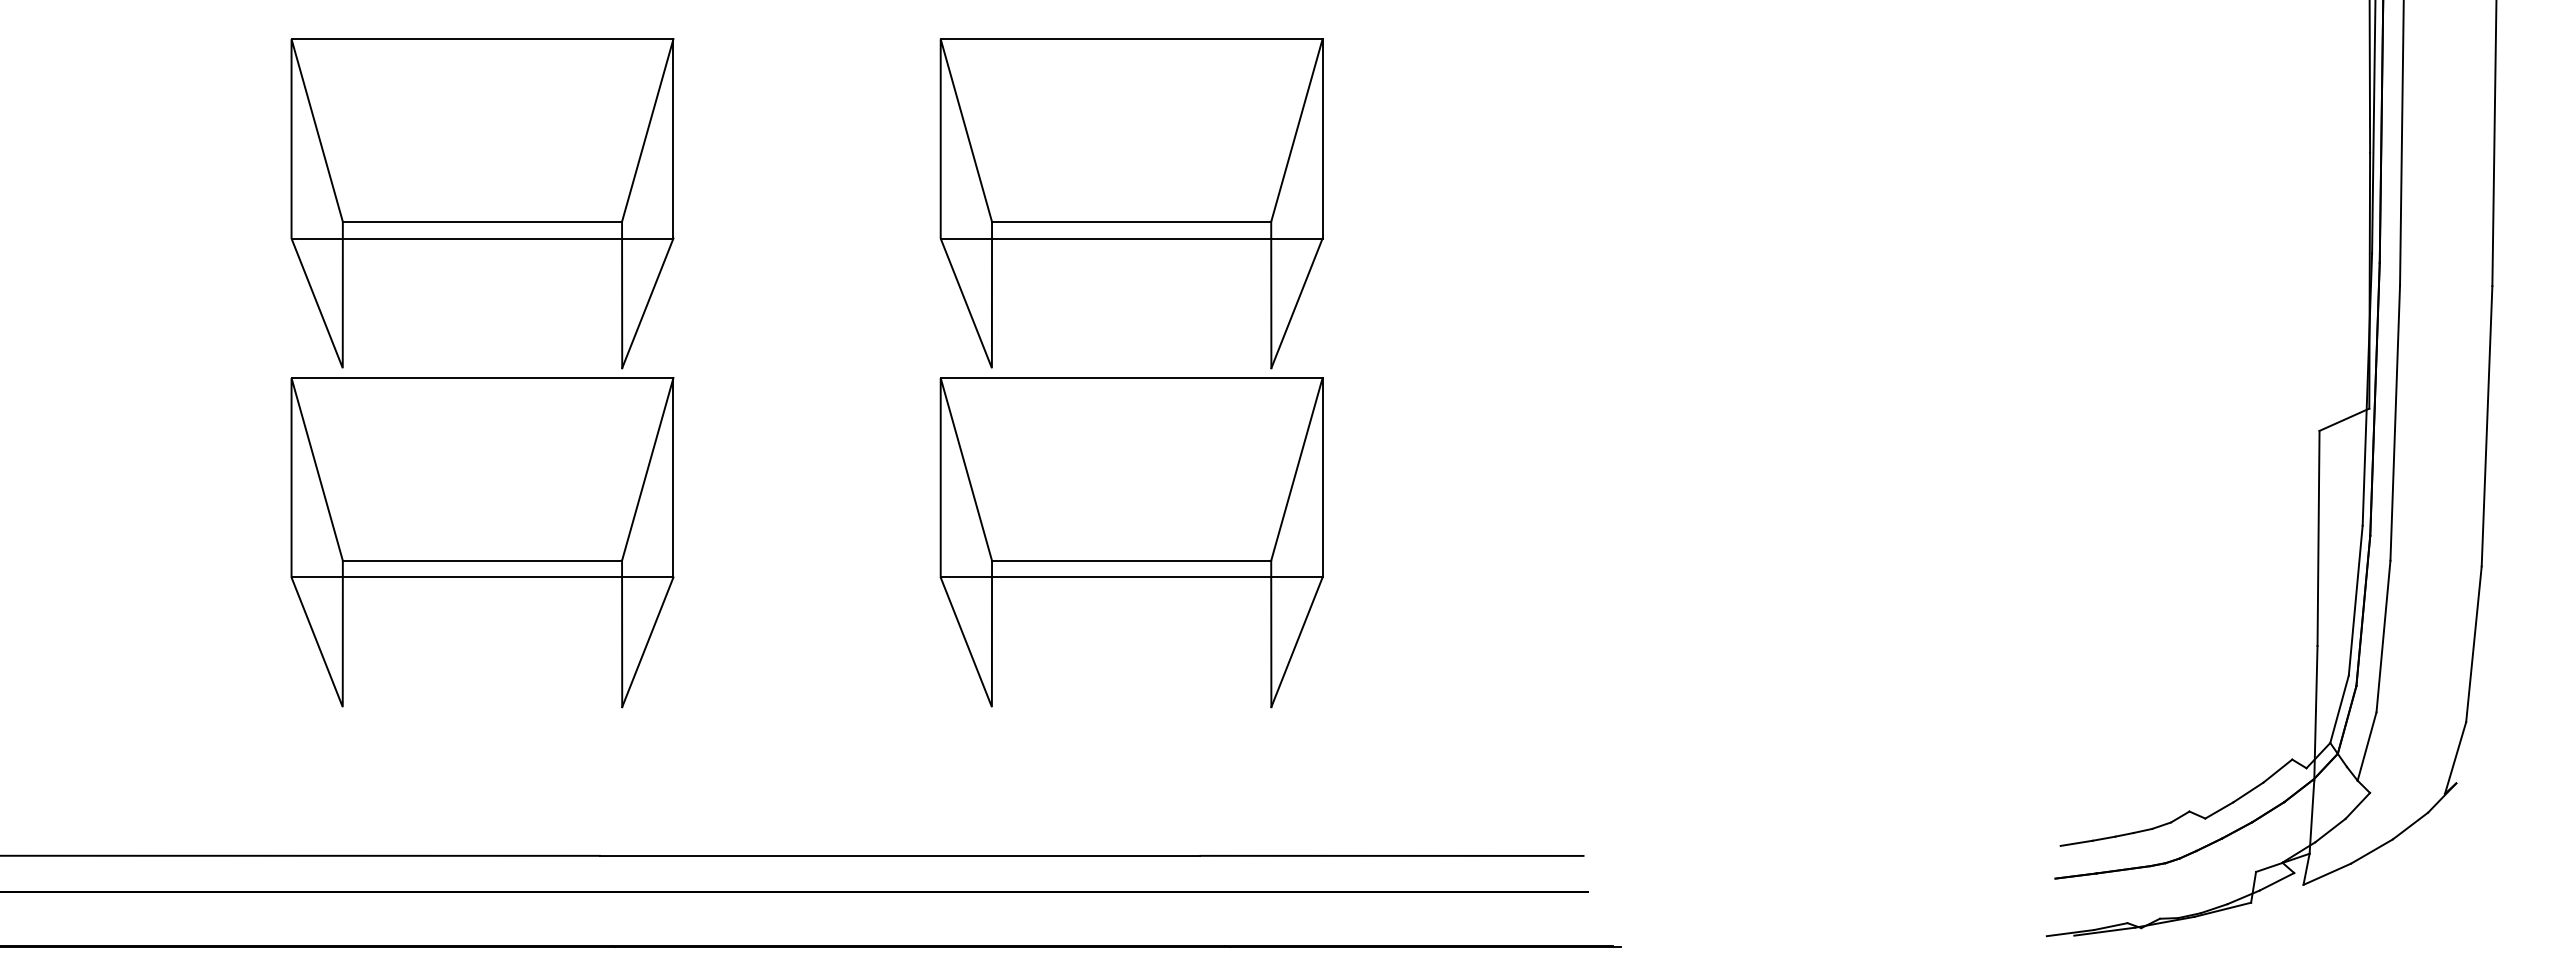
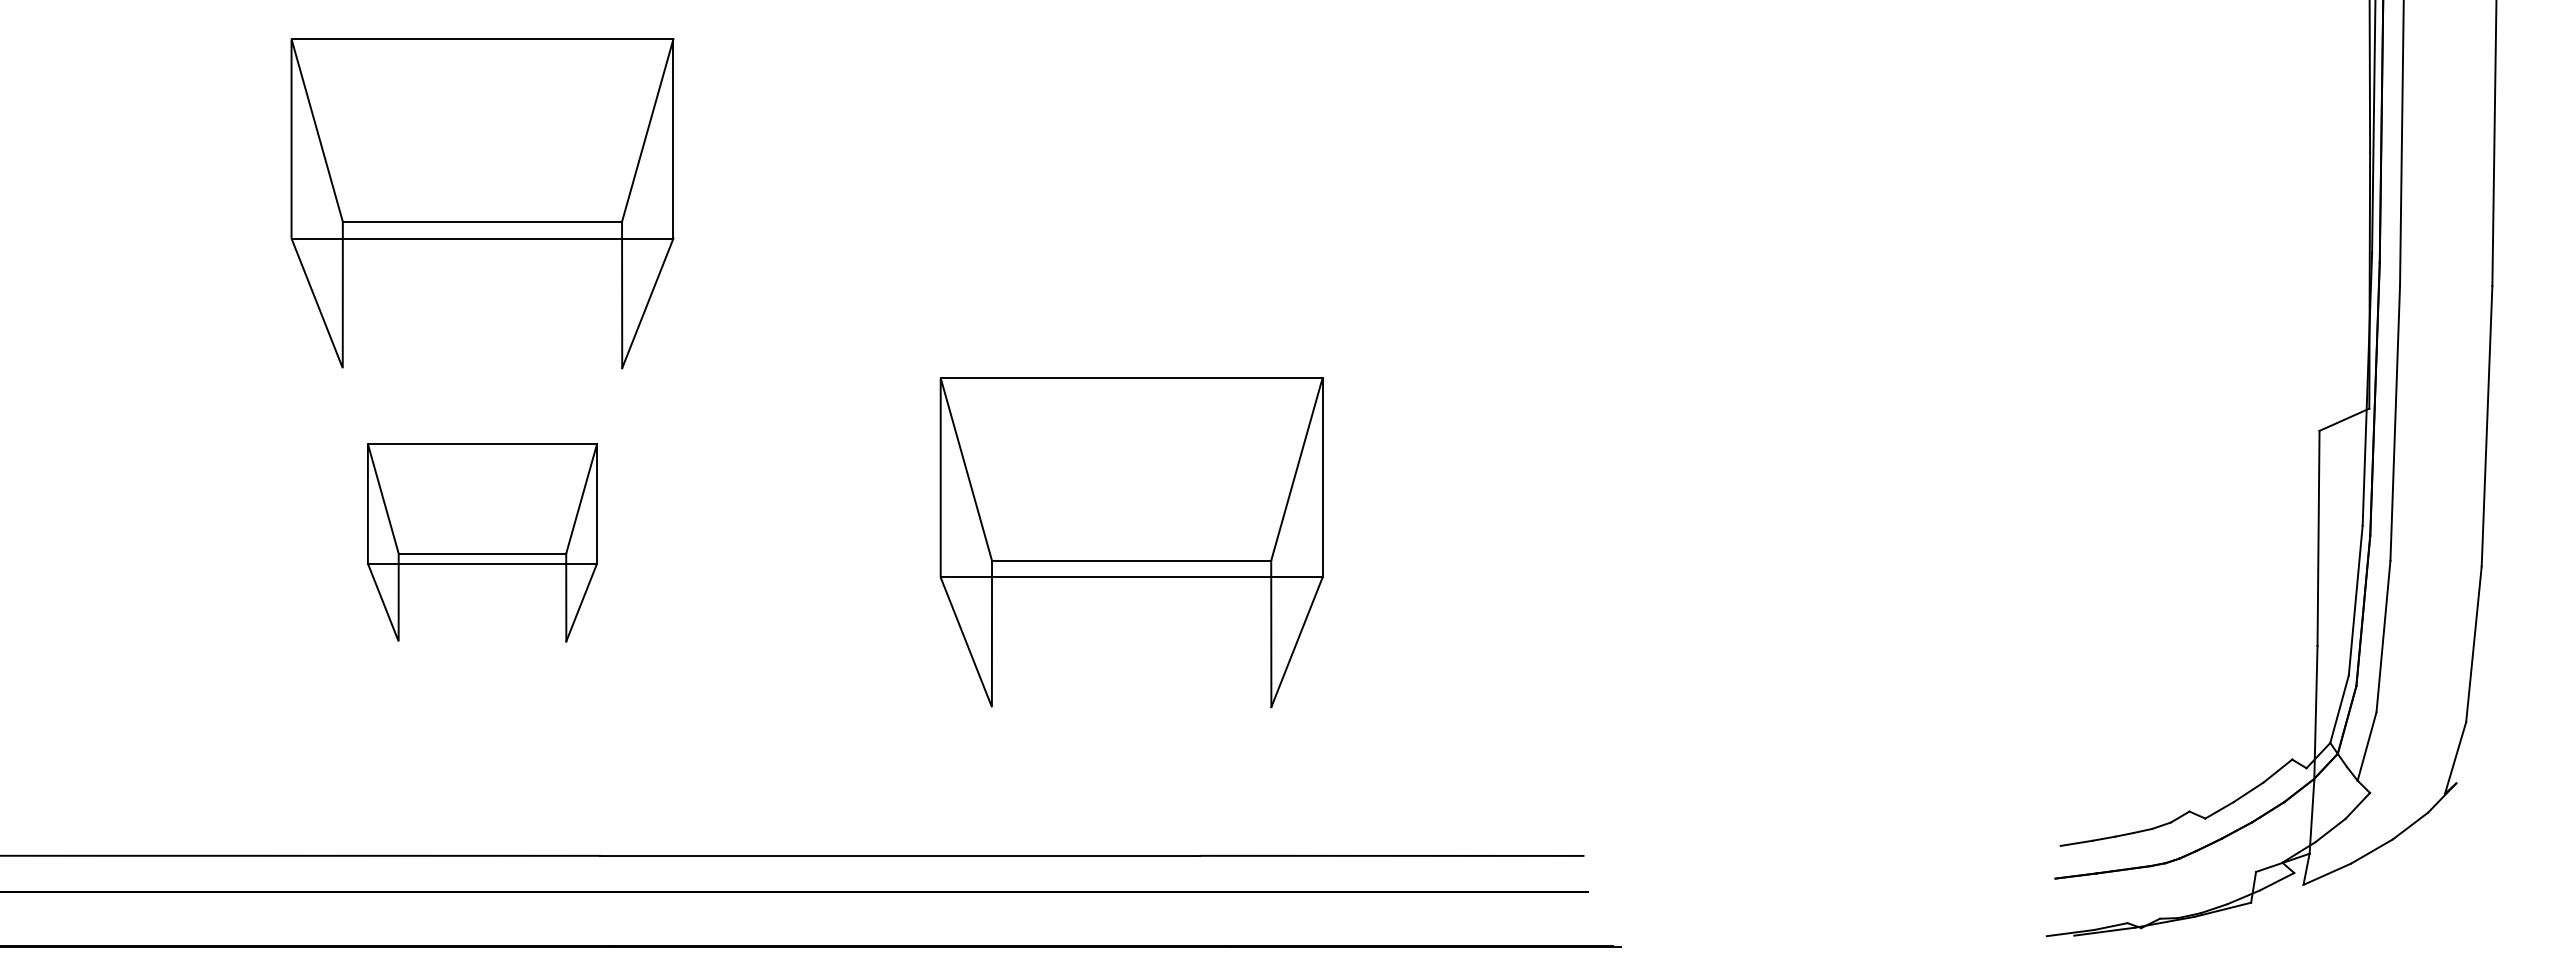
part: present -> none (1131, 203)
part size: 385x332 px -> 232x200 px (482, 542)
